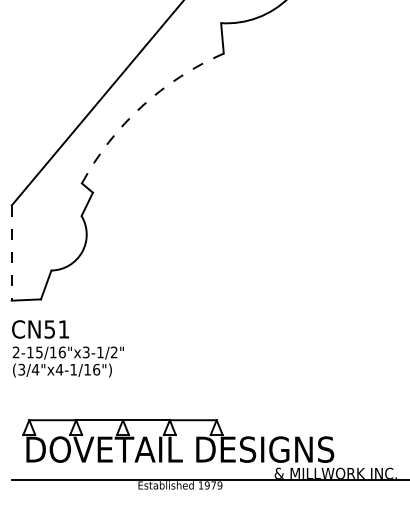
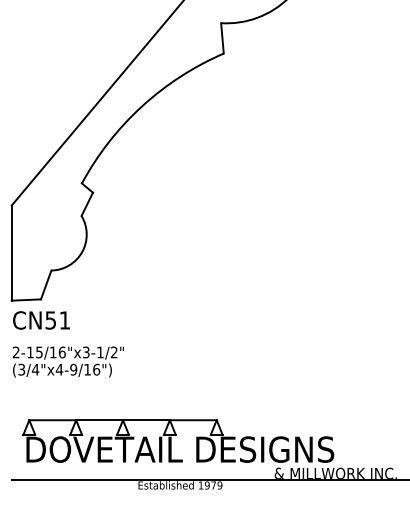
arc: dashed -> solid (141, 106)
line: dashed -> solid (11, 253)
text position: (40, 329) -> (41, 320) (41, 320)
text: (3/4"x4-1/16") -> (3/4"x4-9/16") (73, 369)
